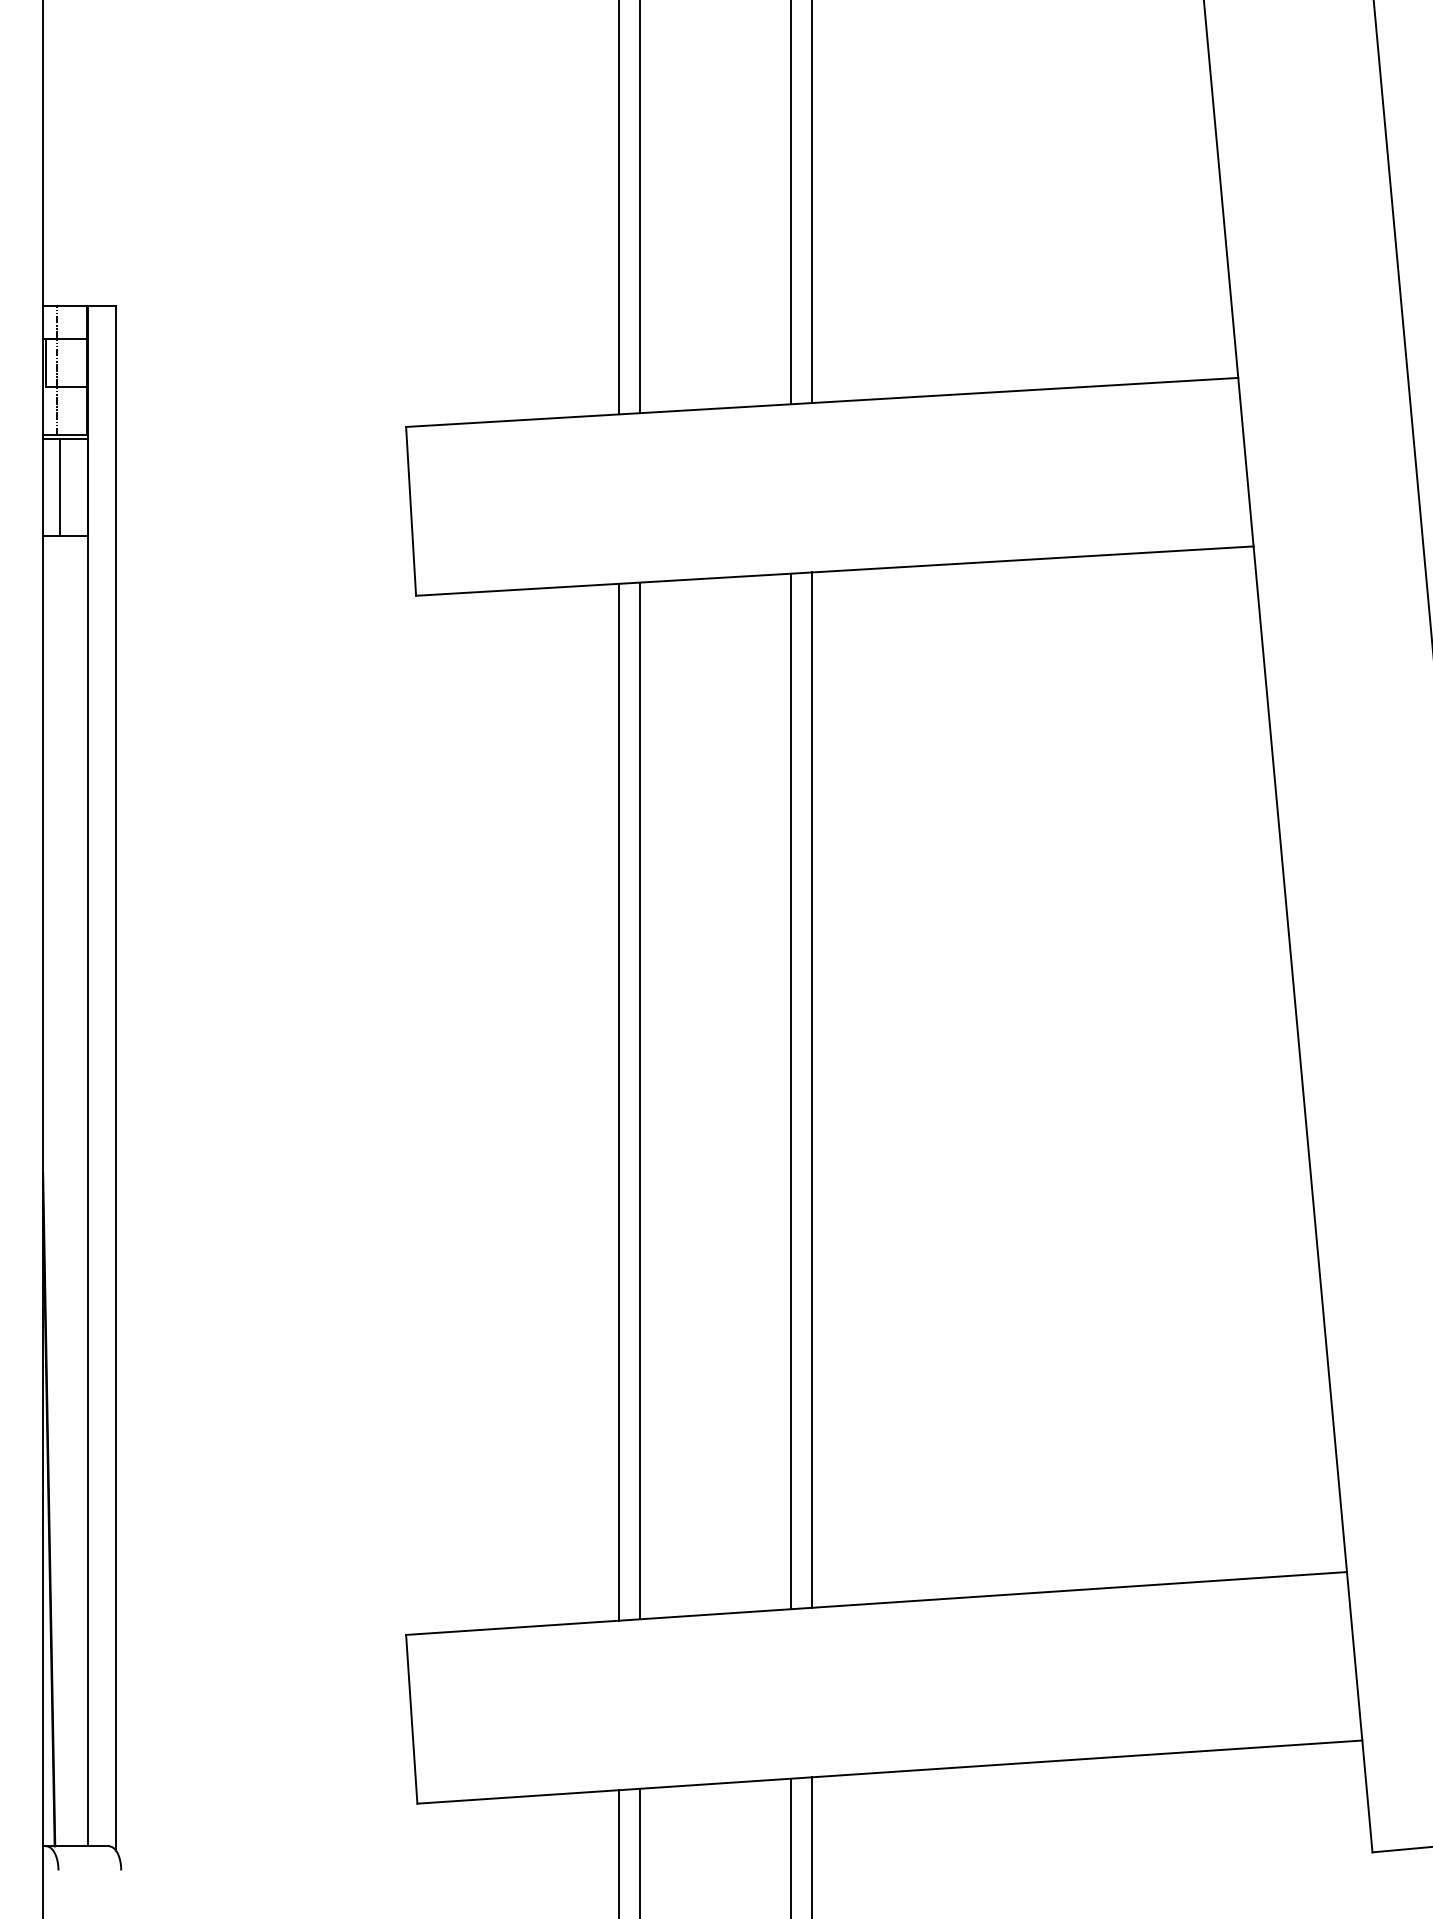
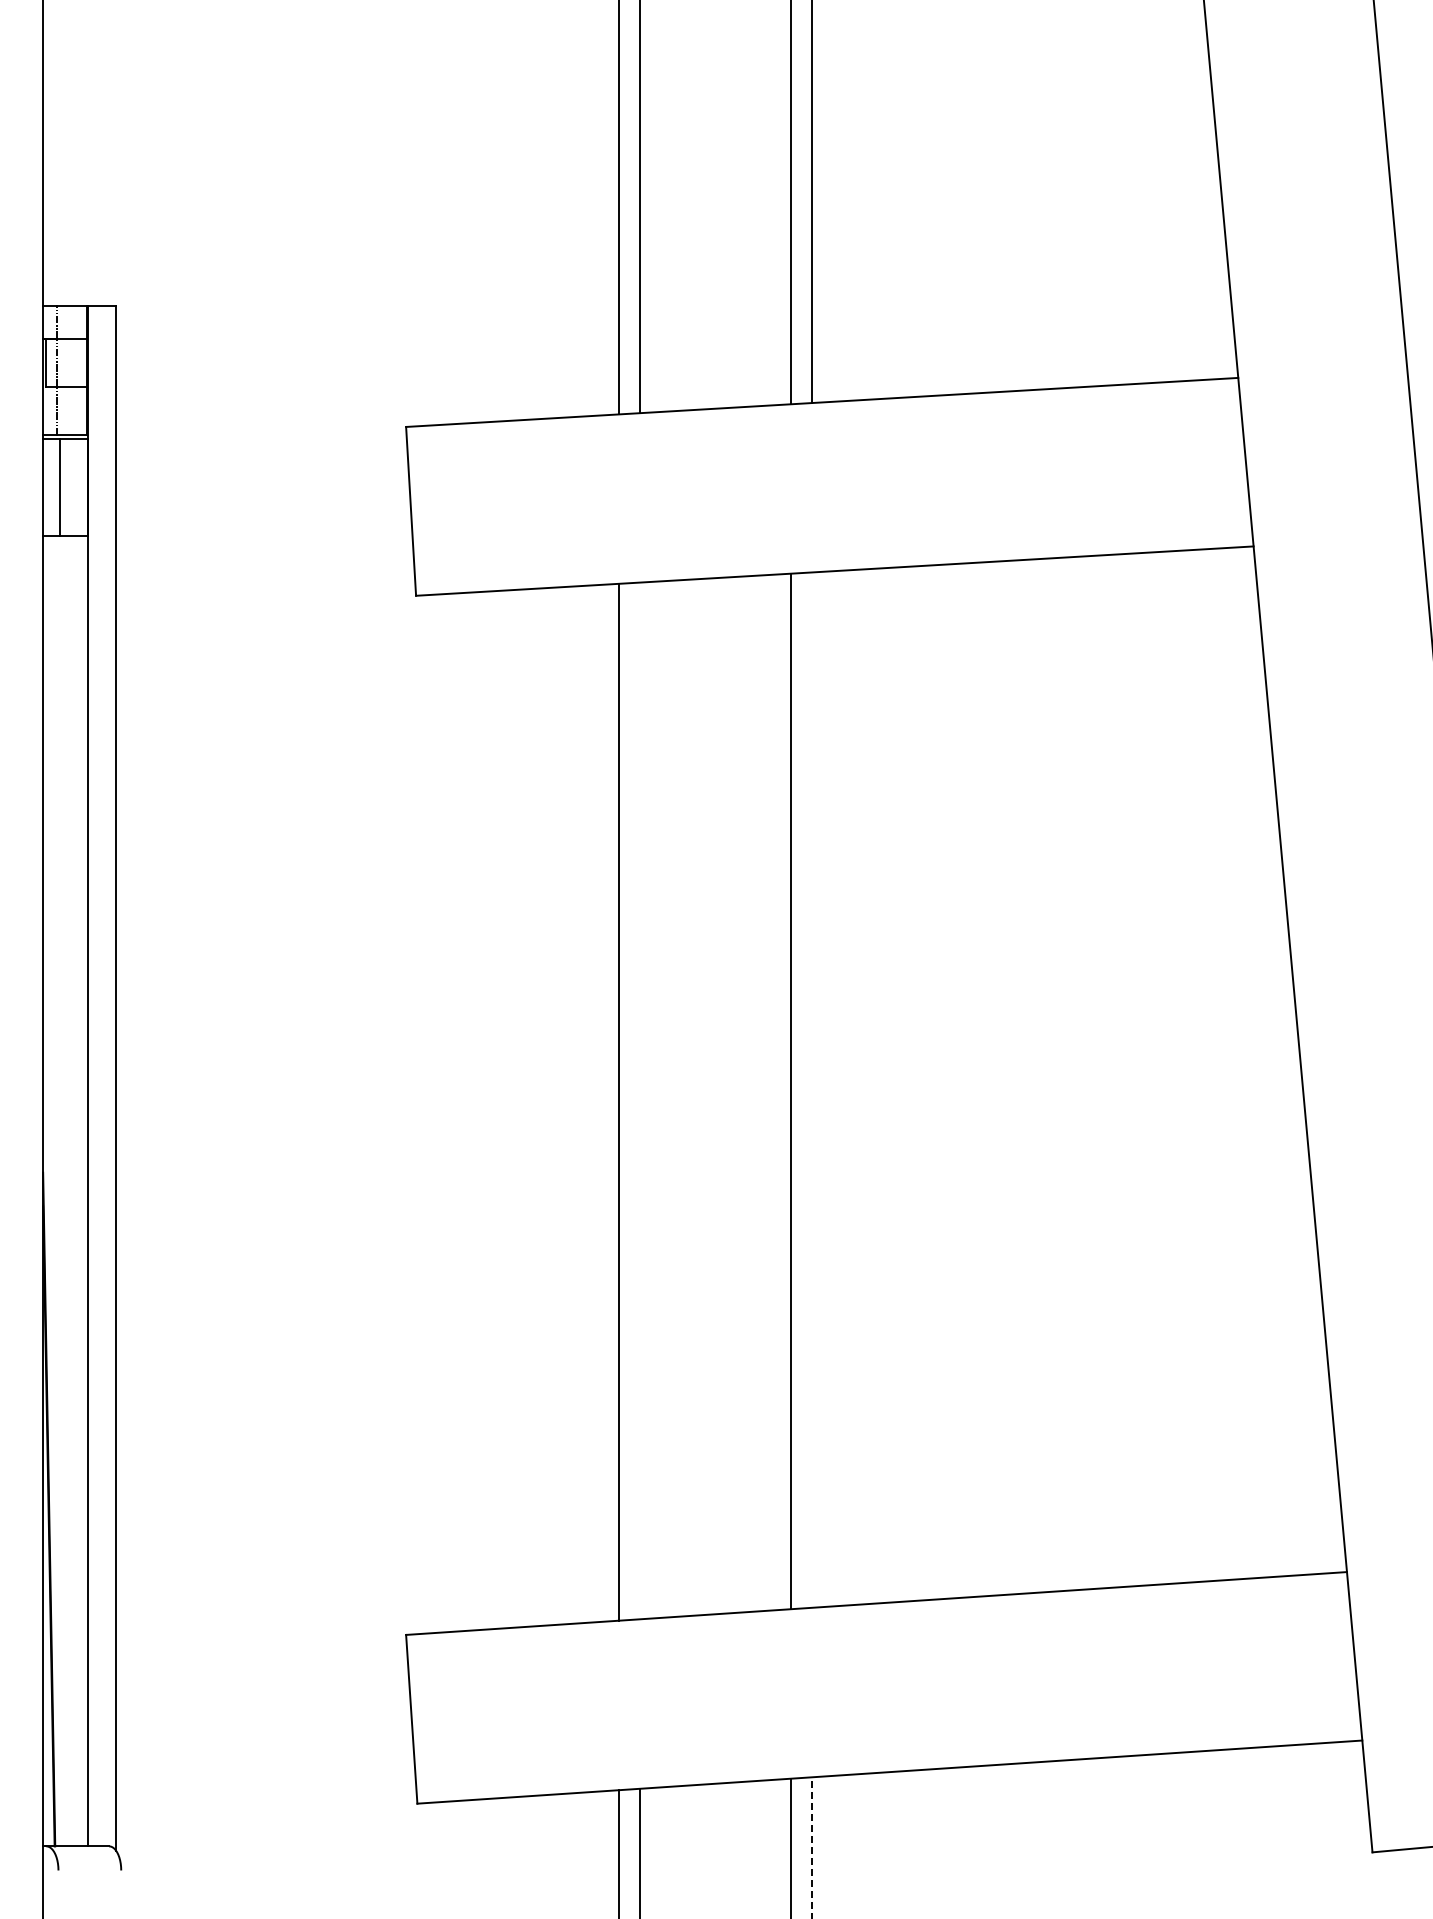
line: present -> none (812, 1089)
line: present -> none (639, 1100)
line: solid -> dashed (812, 1847)
